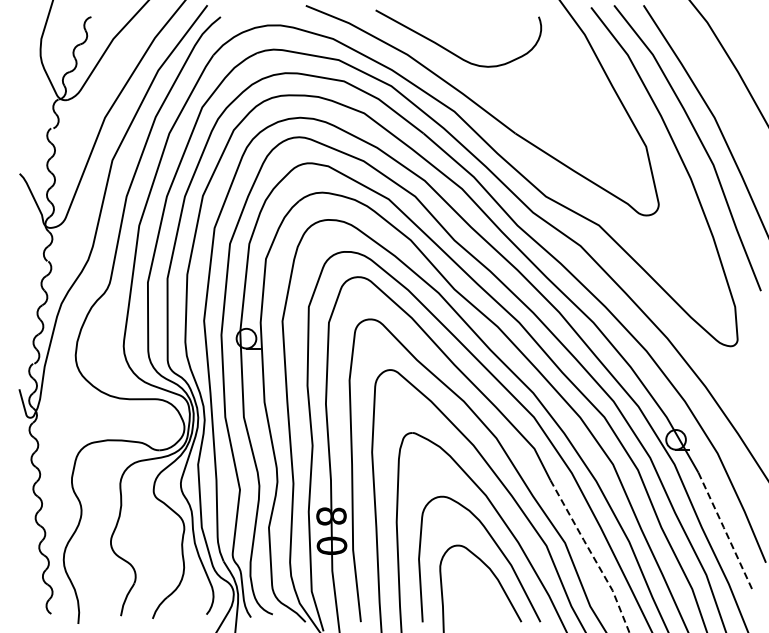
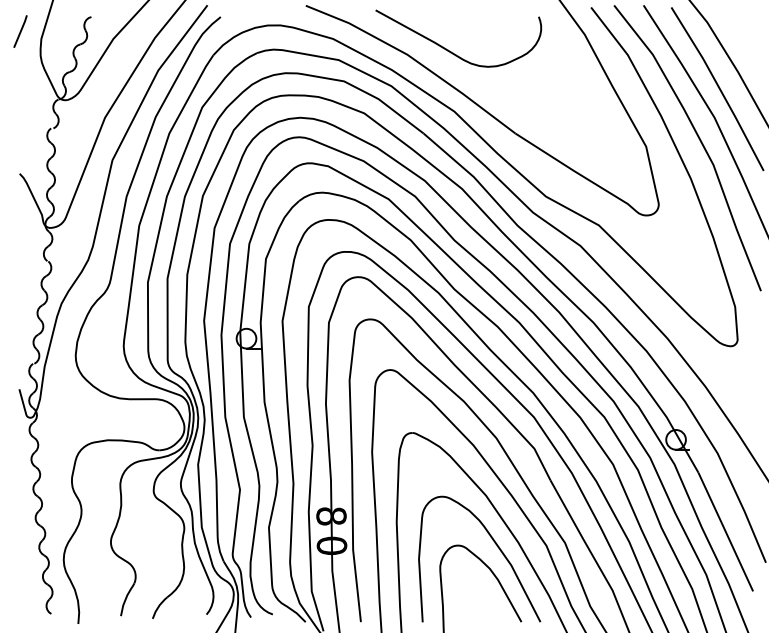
line: none -> present (20, 31)
line: none -> present (718, 88)
line: dashed -> solid (725, 532)
line: dashed -> solid (592, 555)
